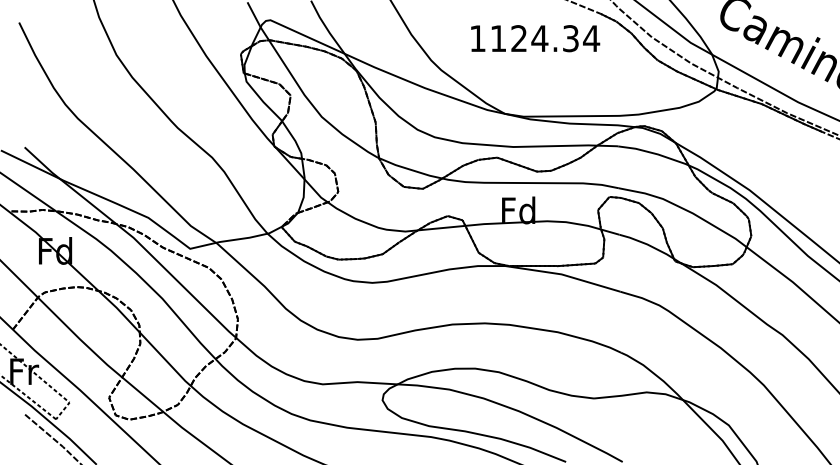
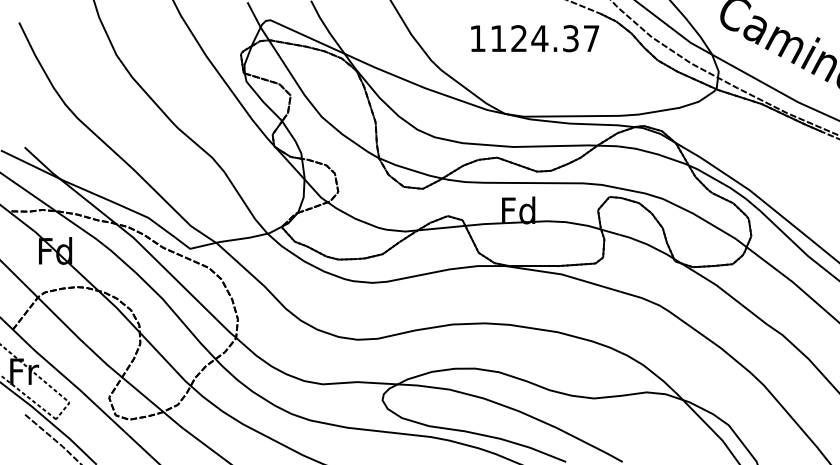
text: 1124.34 -> 1124.37 (591, 38)
